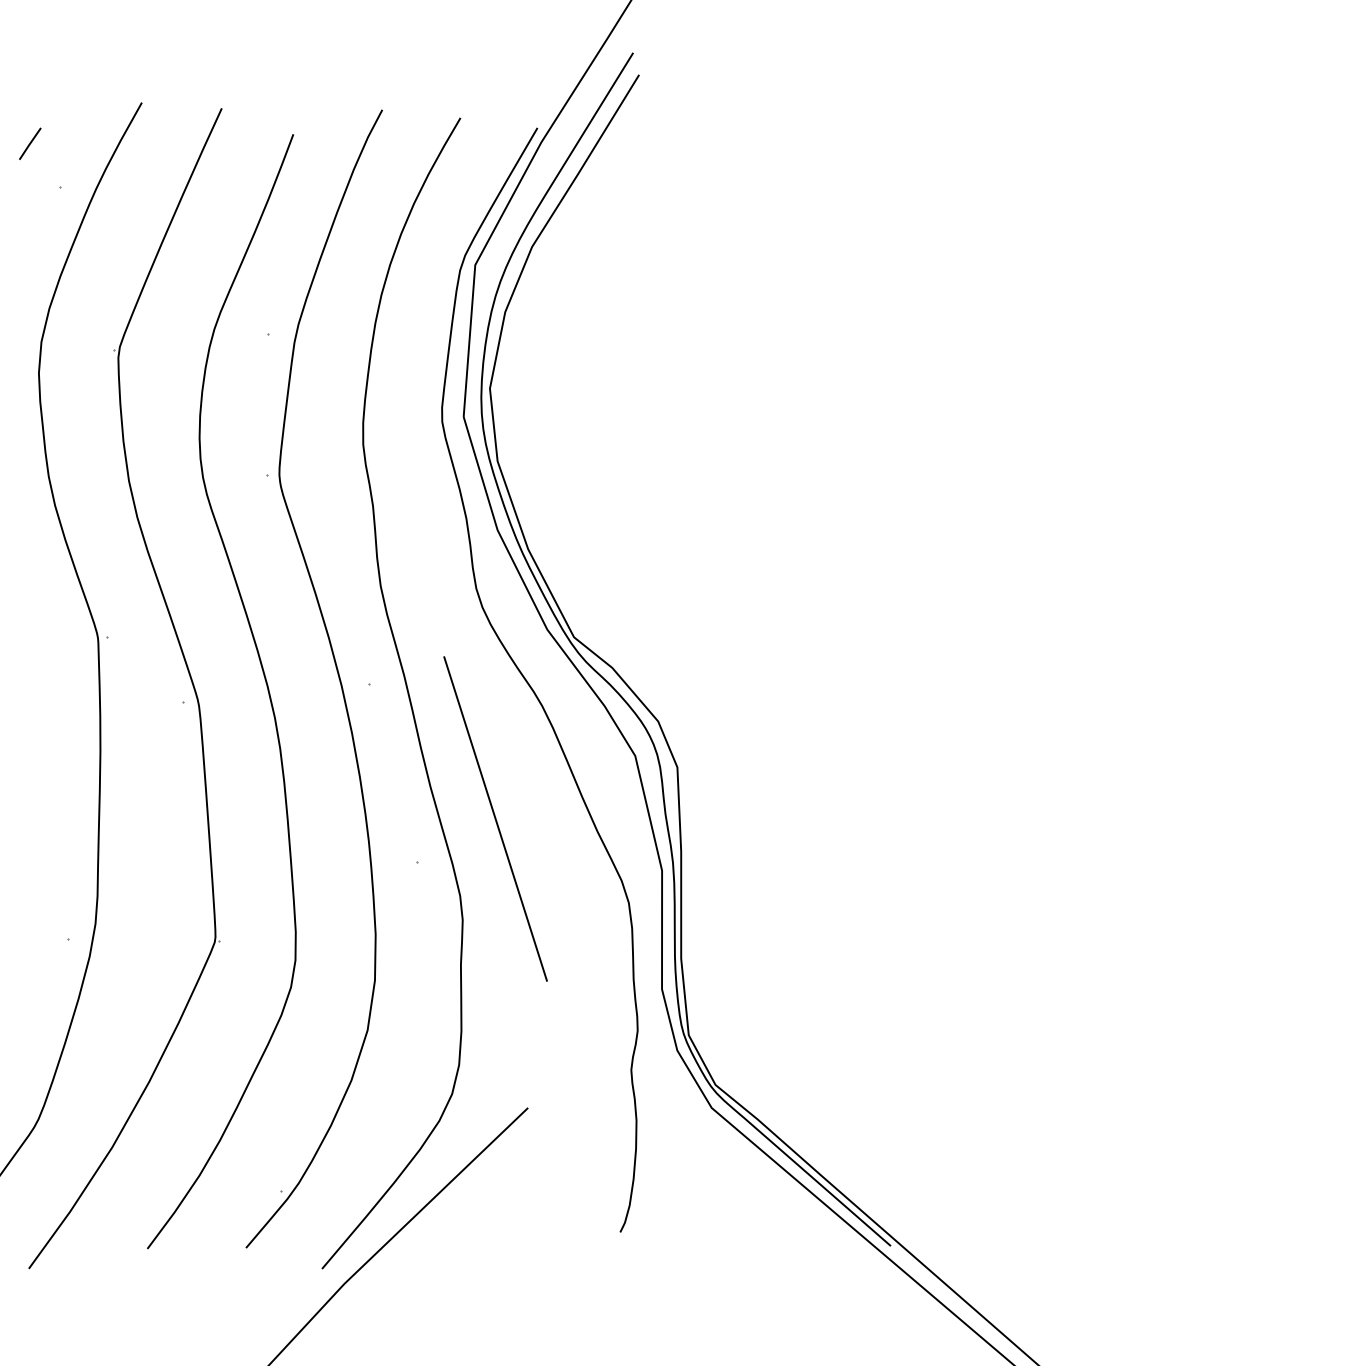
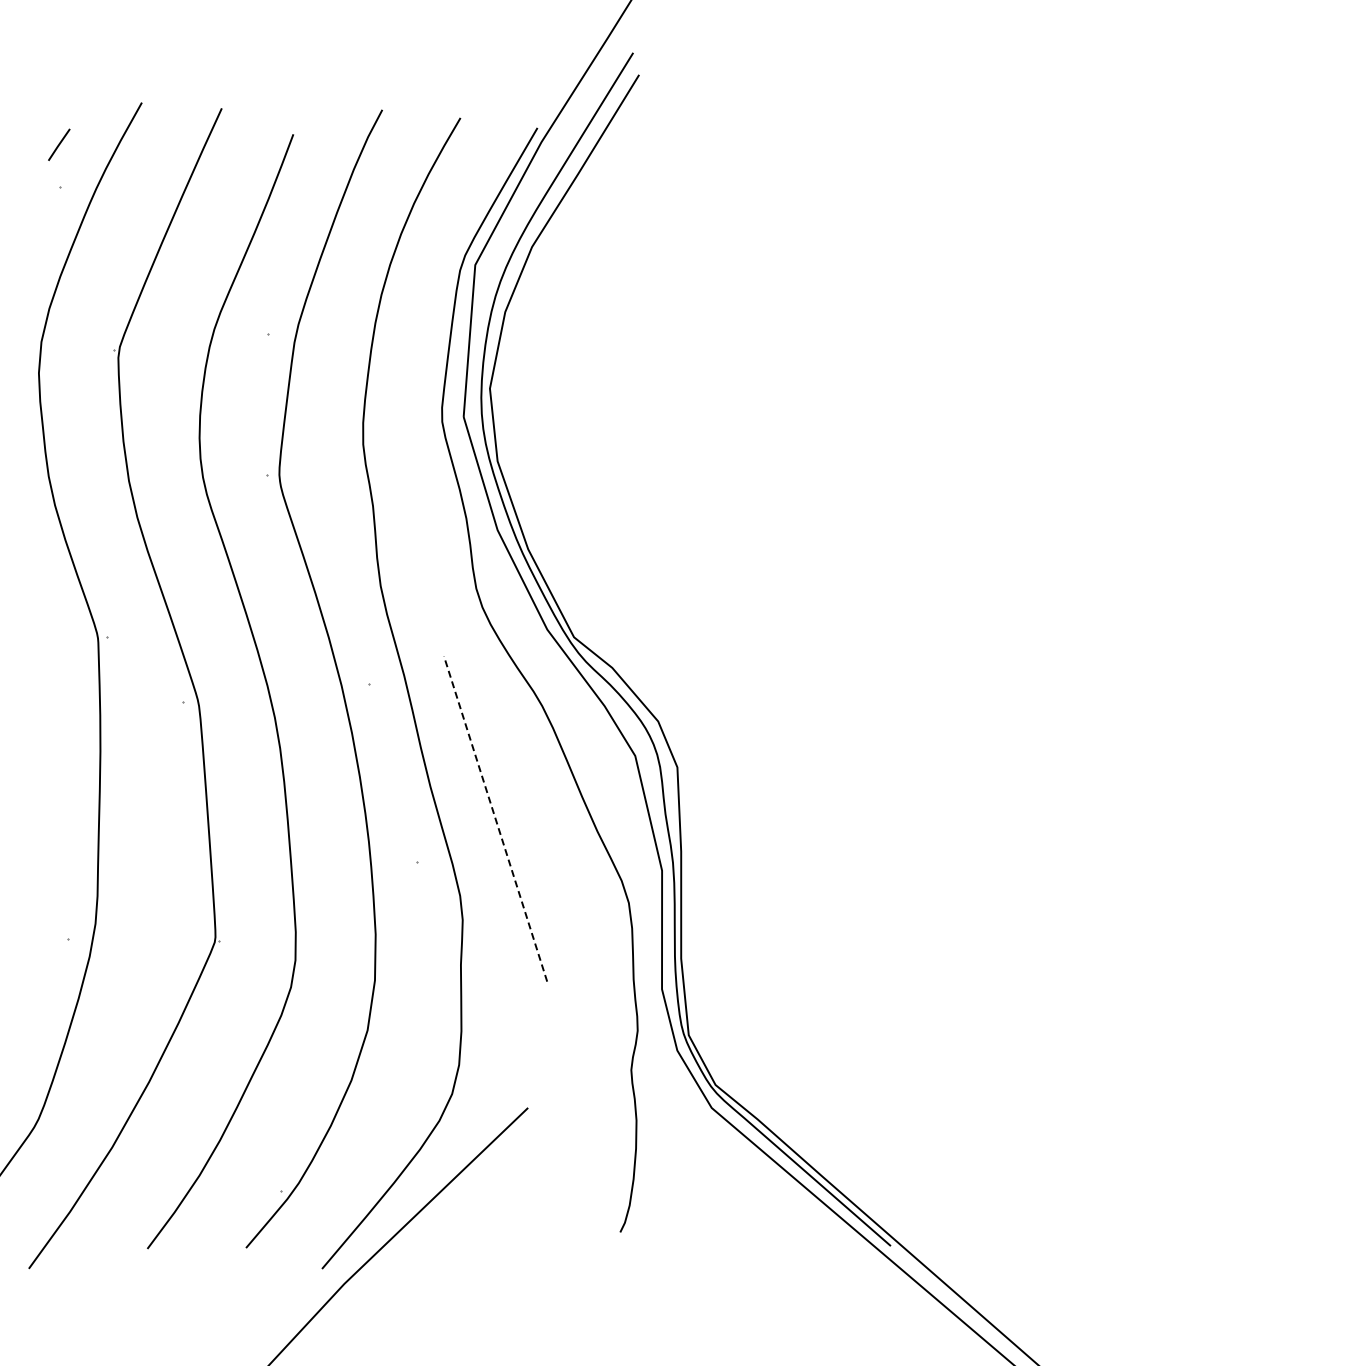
line position: (30, 143) -> (59, 144) (59, 144)
line: solid -> dashed (495, 819)
